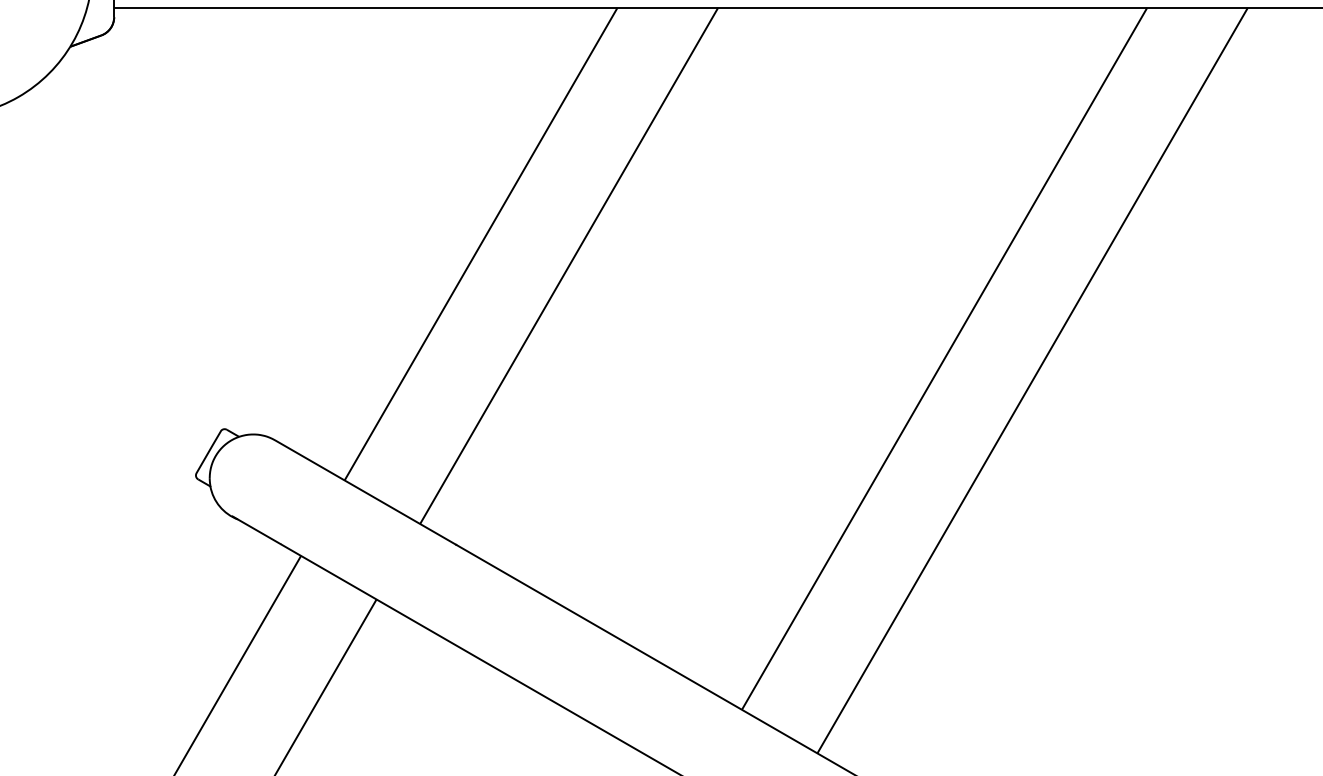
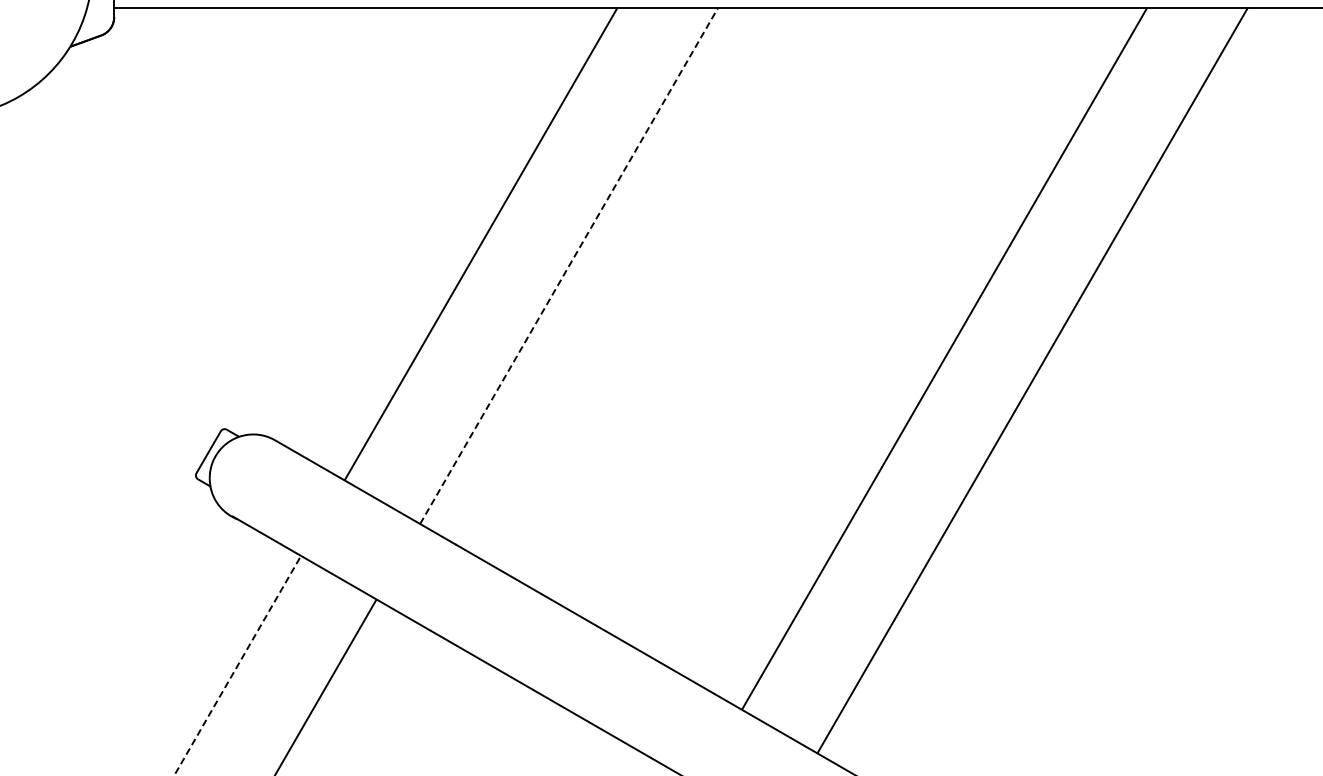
line: solid -> dashed (569, 266)
line: solid -> dashed (237, 665)
